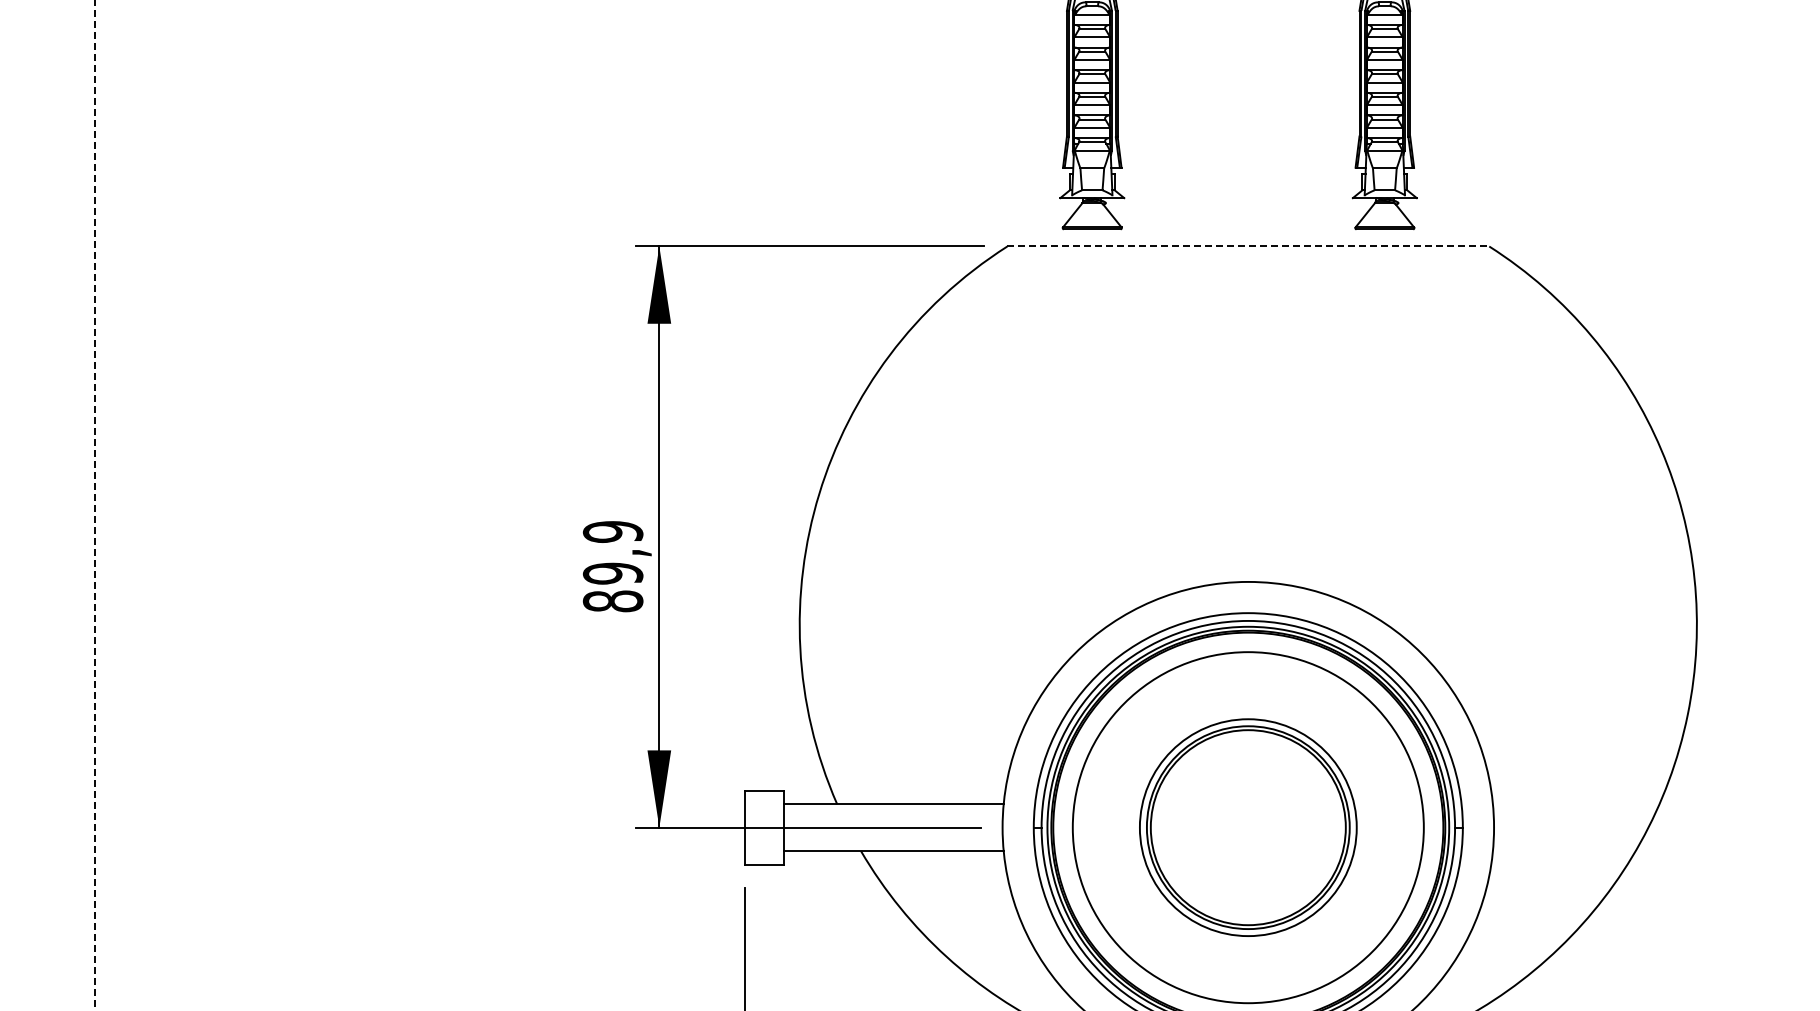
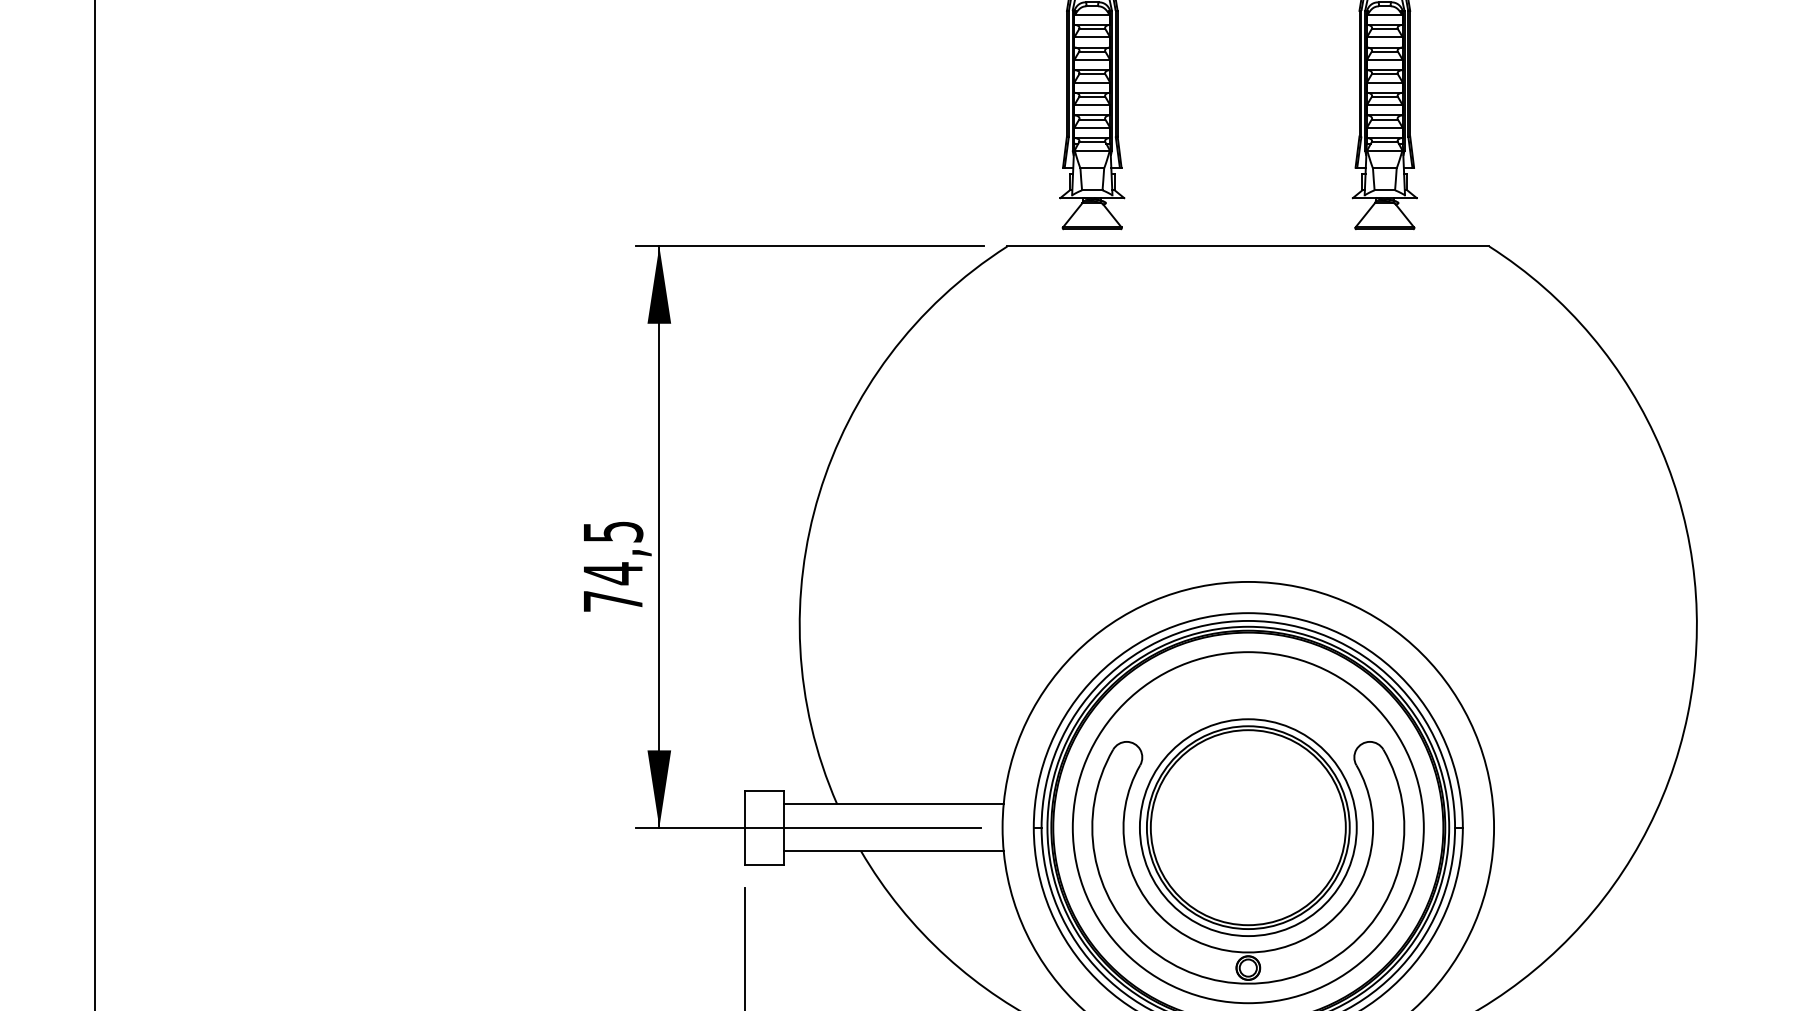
line: dashed -> solid (1248, 246)
line: dashed -> solid (94, 505)
text: 89,9 -> 74,5 (612, 566)
part: none -> present (1260, 950)
